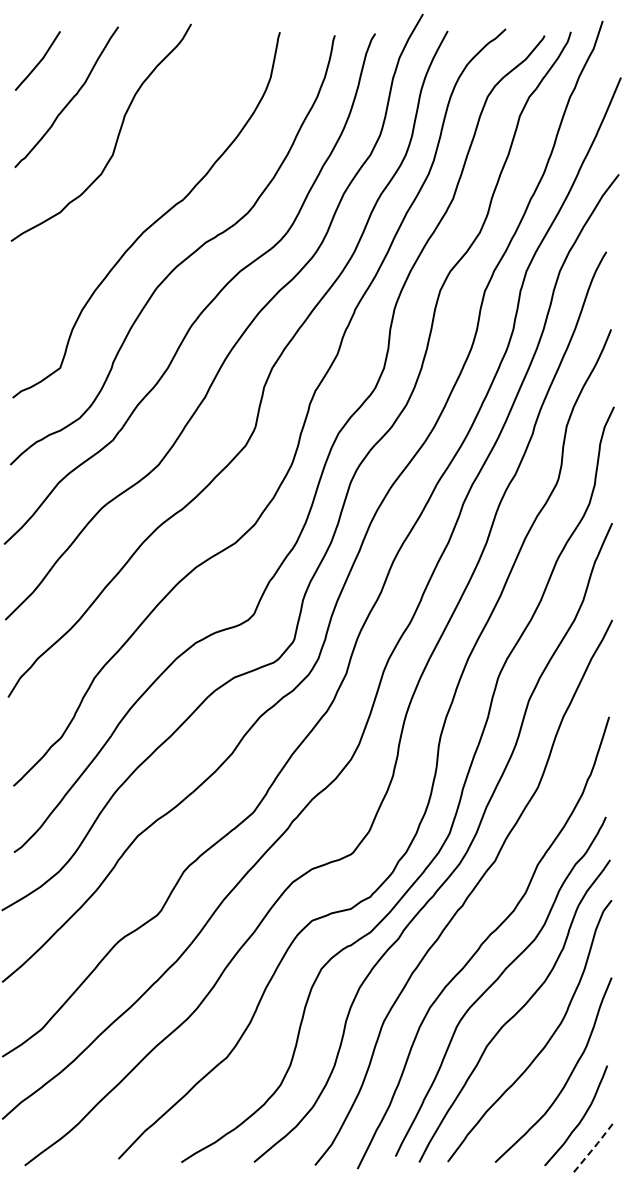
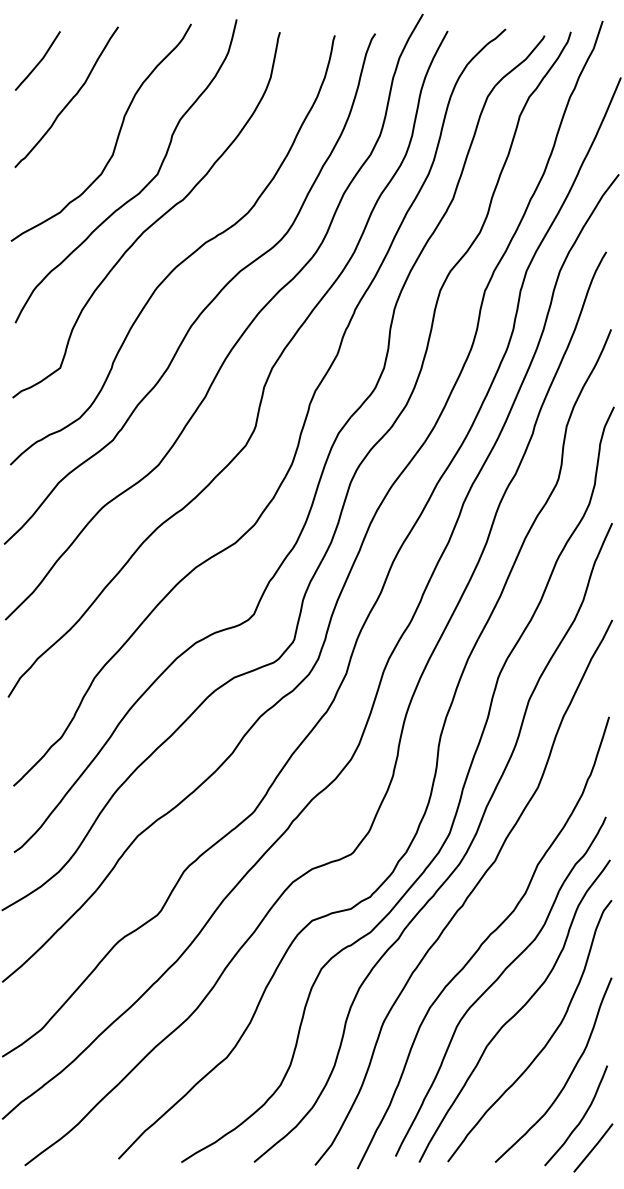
curve: none -> present (142, 188)
line: dashed -> solid (594, 1147)
